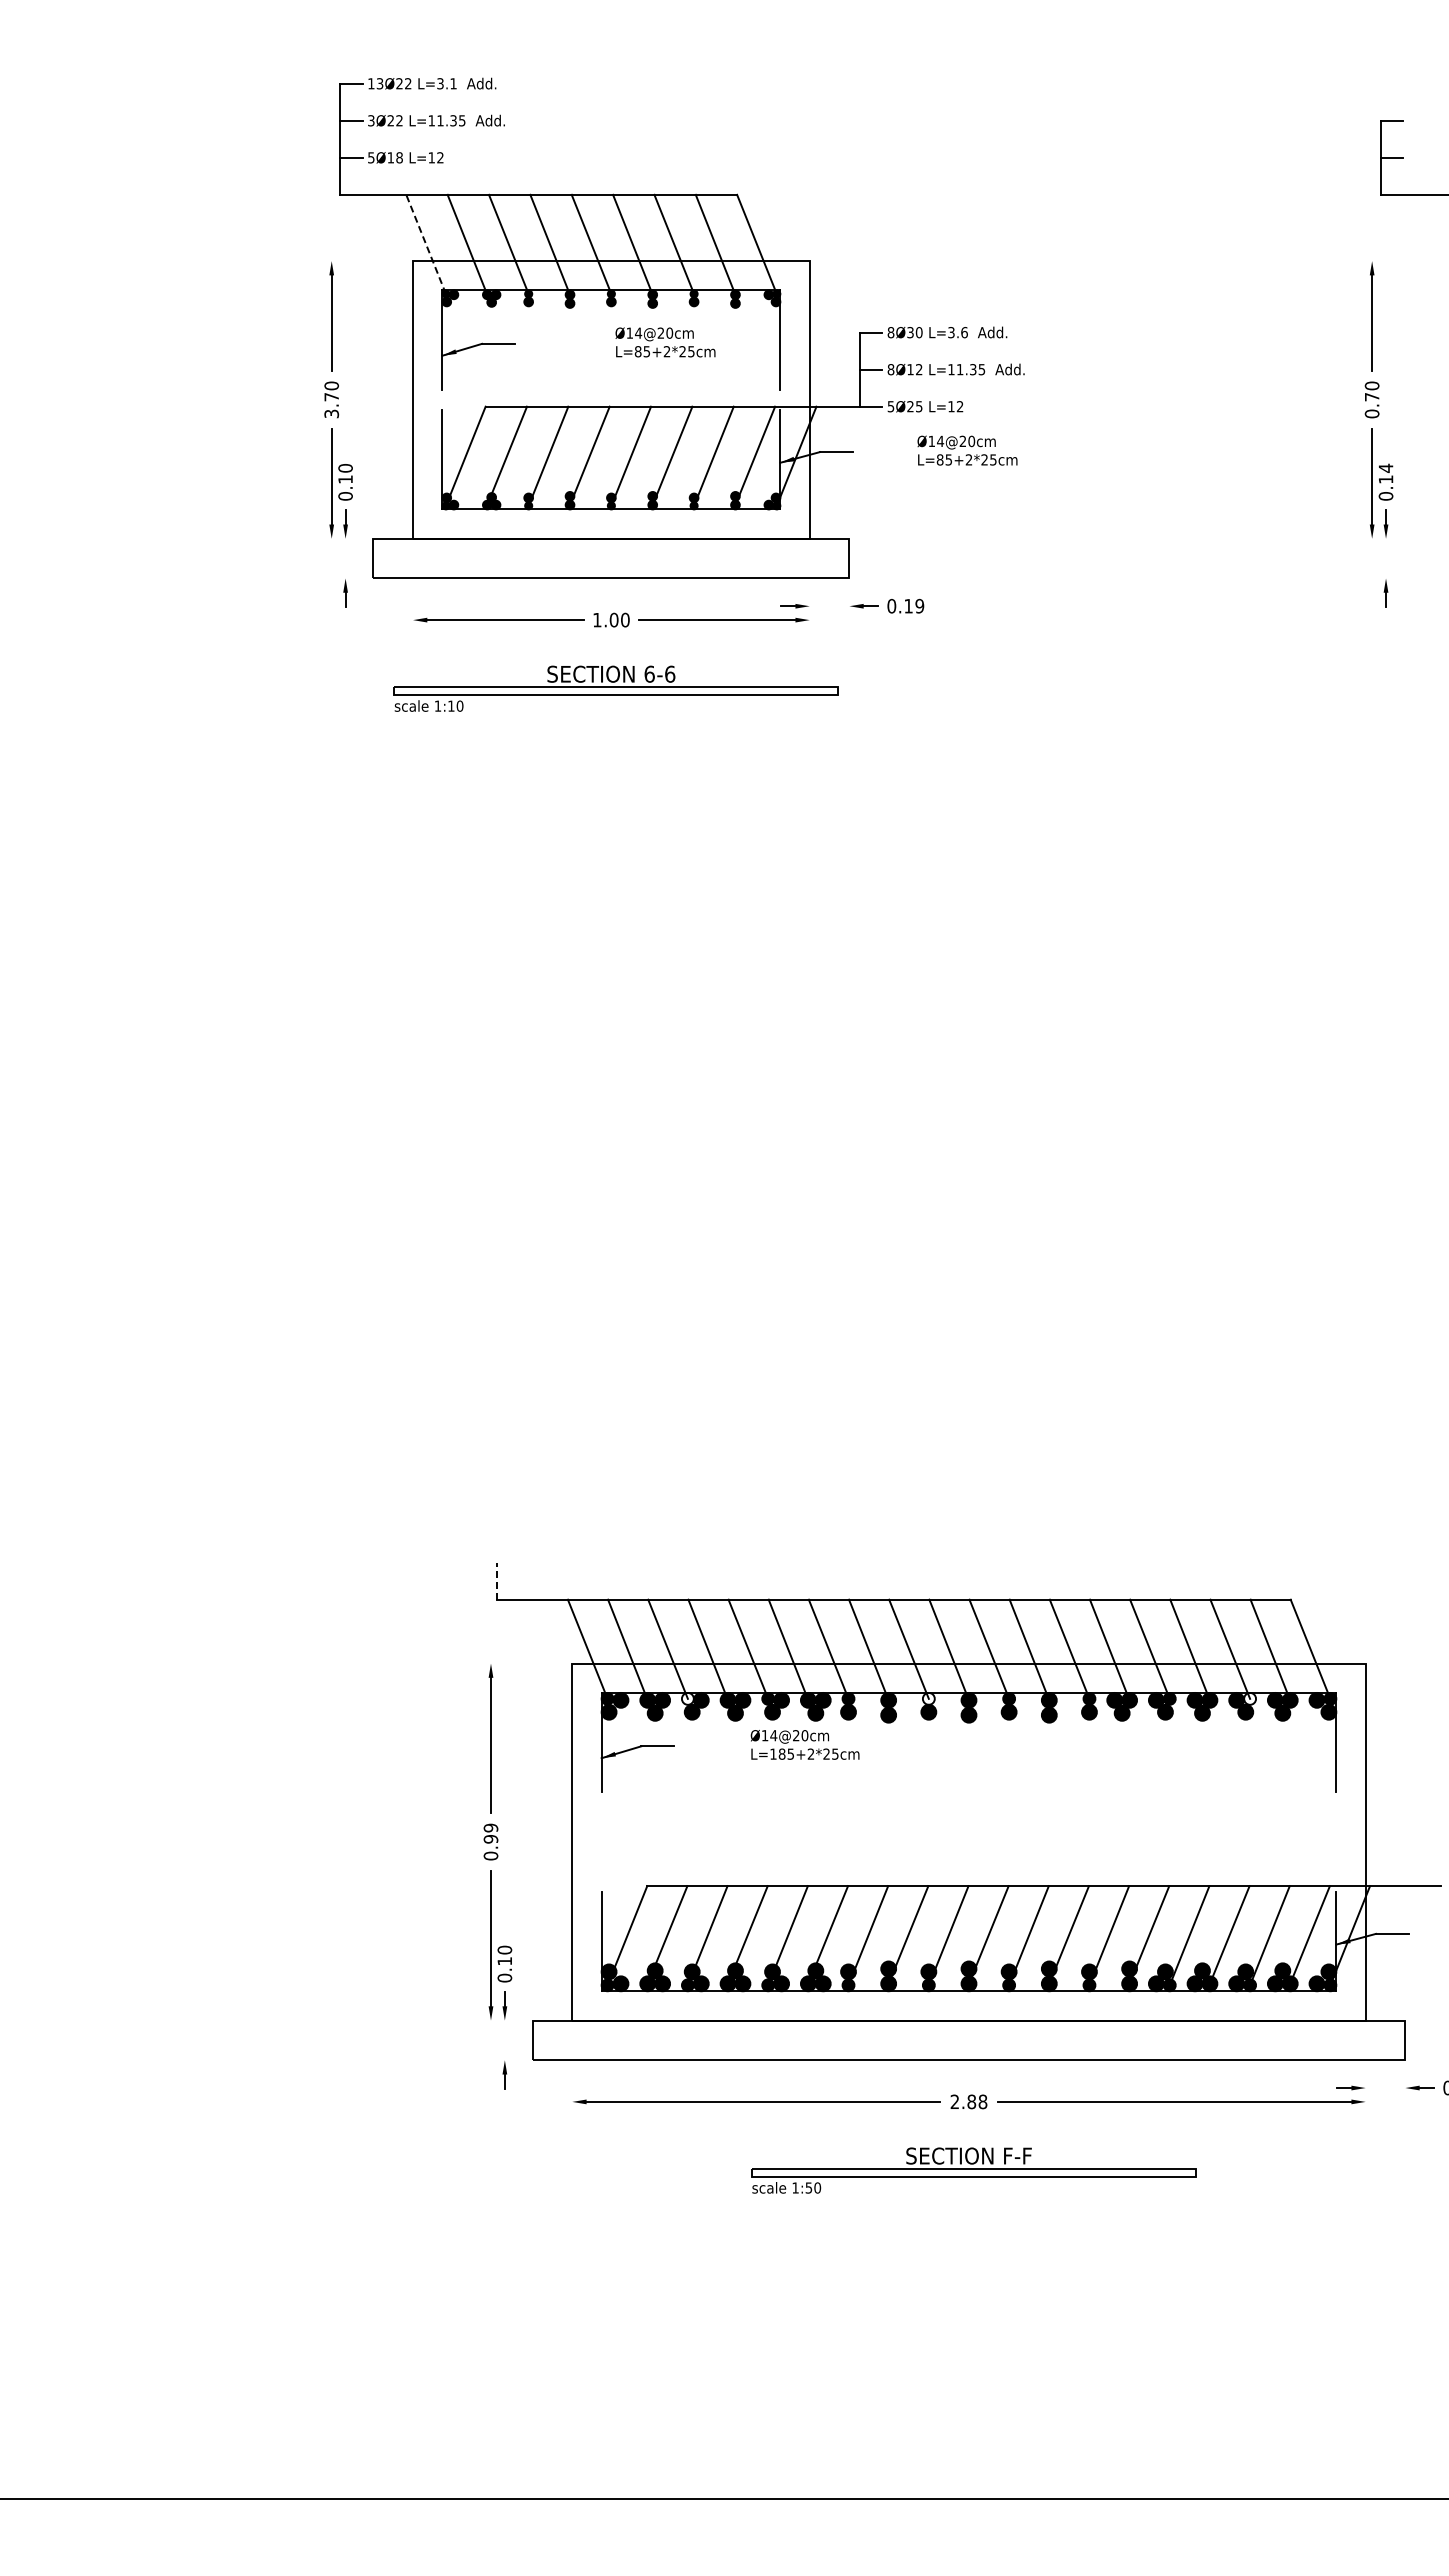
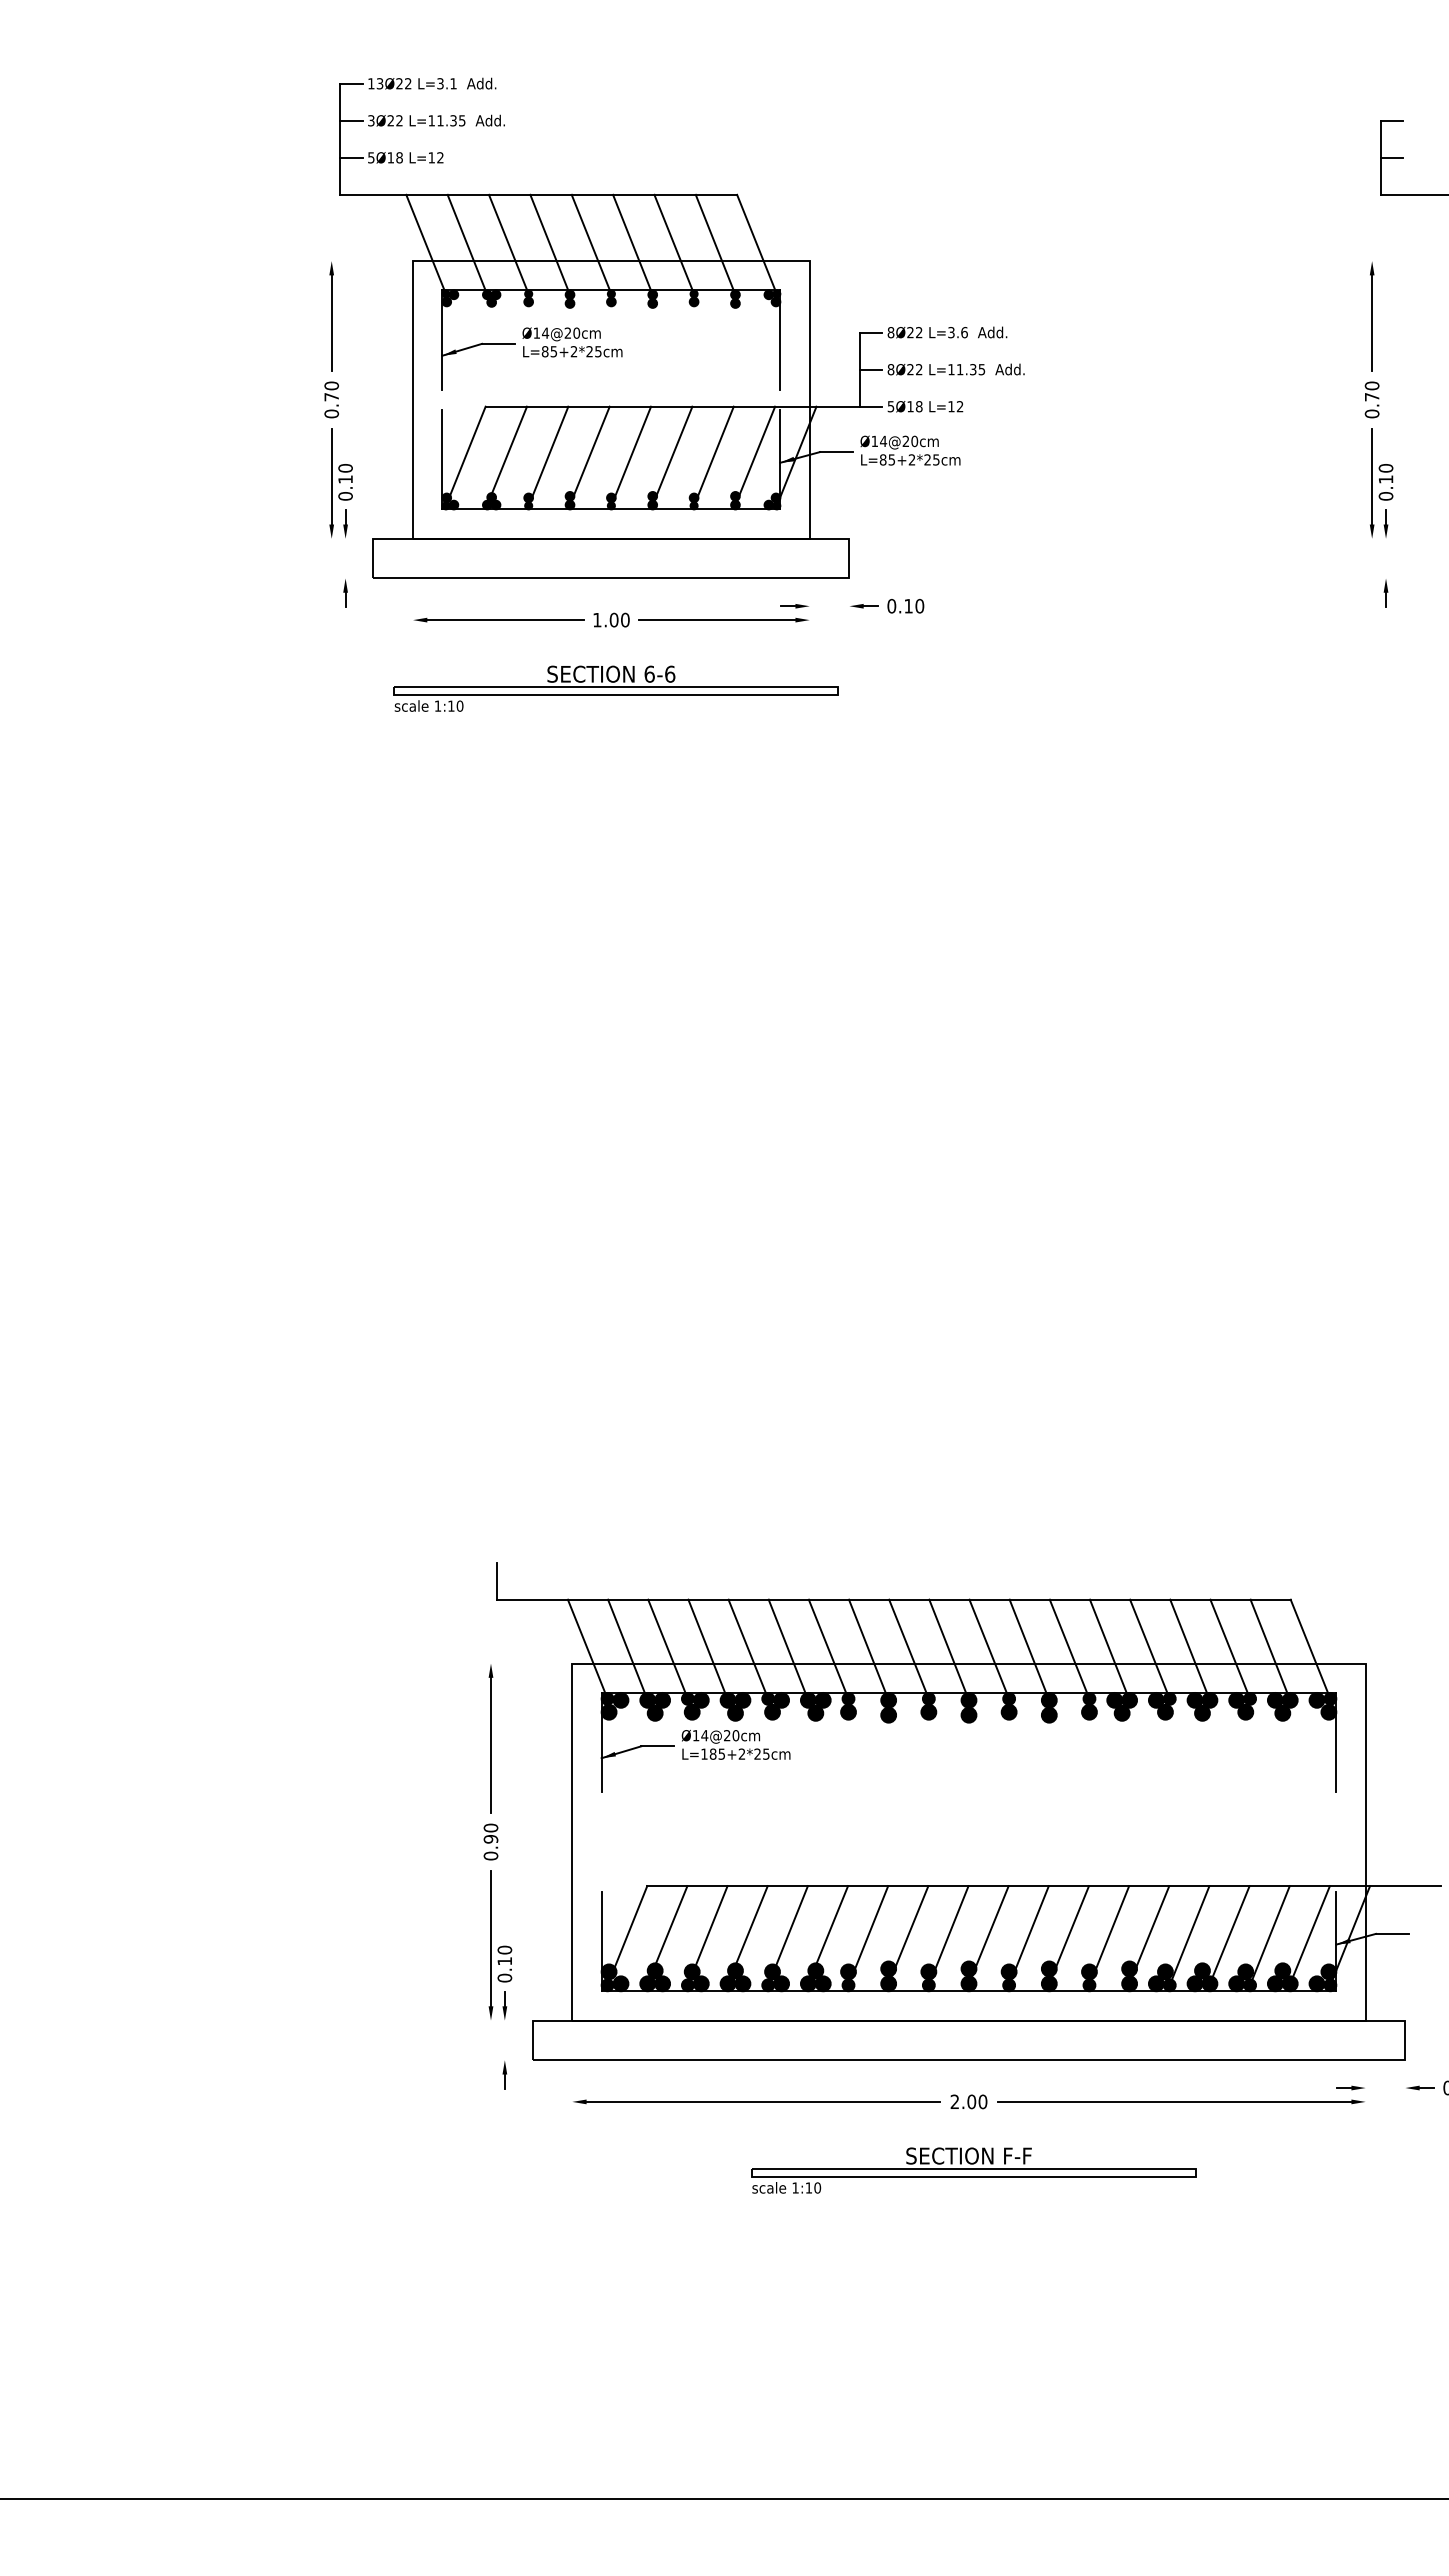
line: dashed -> solid (425, 243)
text: 8Ø30 -> 8Ø22 (914, 332)
text position: (665, 342) -> (572, 342) (572, 342)
text: 8Ø12 -> 8Ø22 (910, 369)
text: 5Ø25 -> 5Ø18 (914, 406)
text: 3.70 -> 0.70 (331, 413)
text position: (967, 450) -> (910, 450) (910, 450)
text: 0.14 -> 0.10 (1385, 467)
text: 0.19 -> 0.10 (919, 606)
line: dashed -> solid (497, 1581)
fill: none -> present (687, 1698)
fill: none -> present (928, 1698)
fill: none -> present (1250, 1698)
text position: (804, 1744) -> (735, 1744) (735, 1744)
text: 0.99 -> 0.90 (491, 1827)
text: 2.88 -> 2.00 (977, 2101)
text: 1:50 -> 1:10 (808, 2187)
